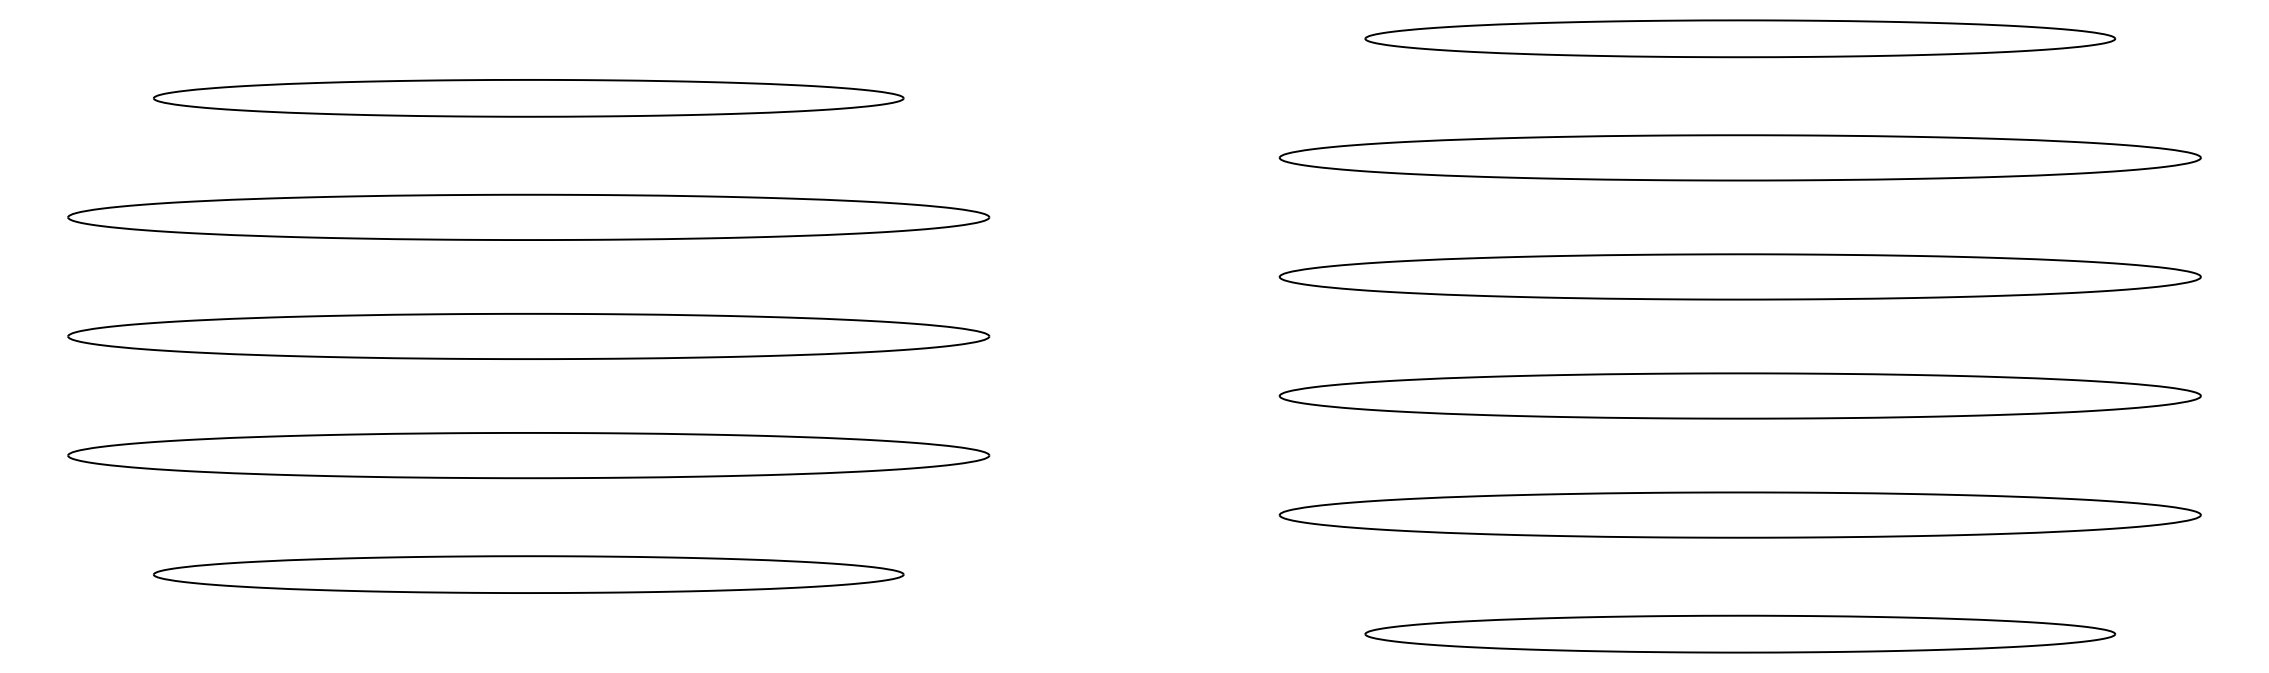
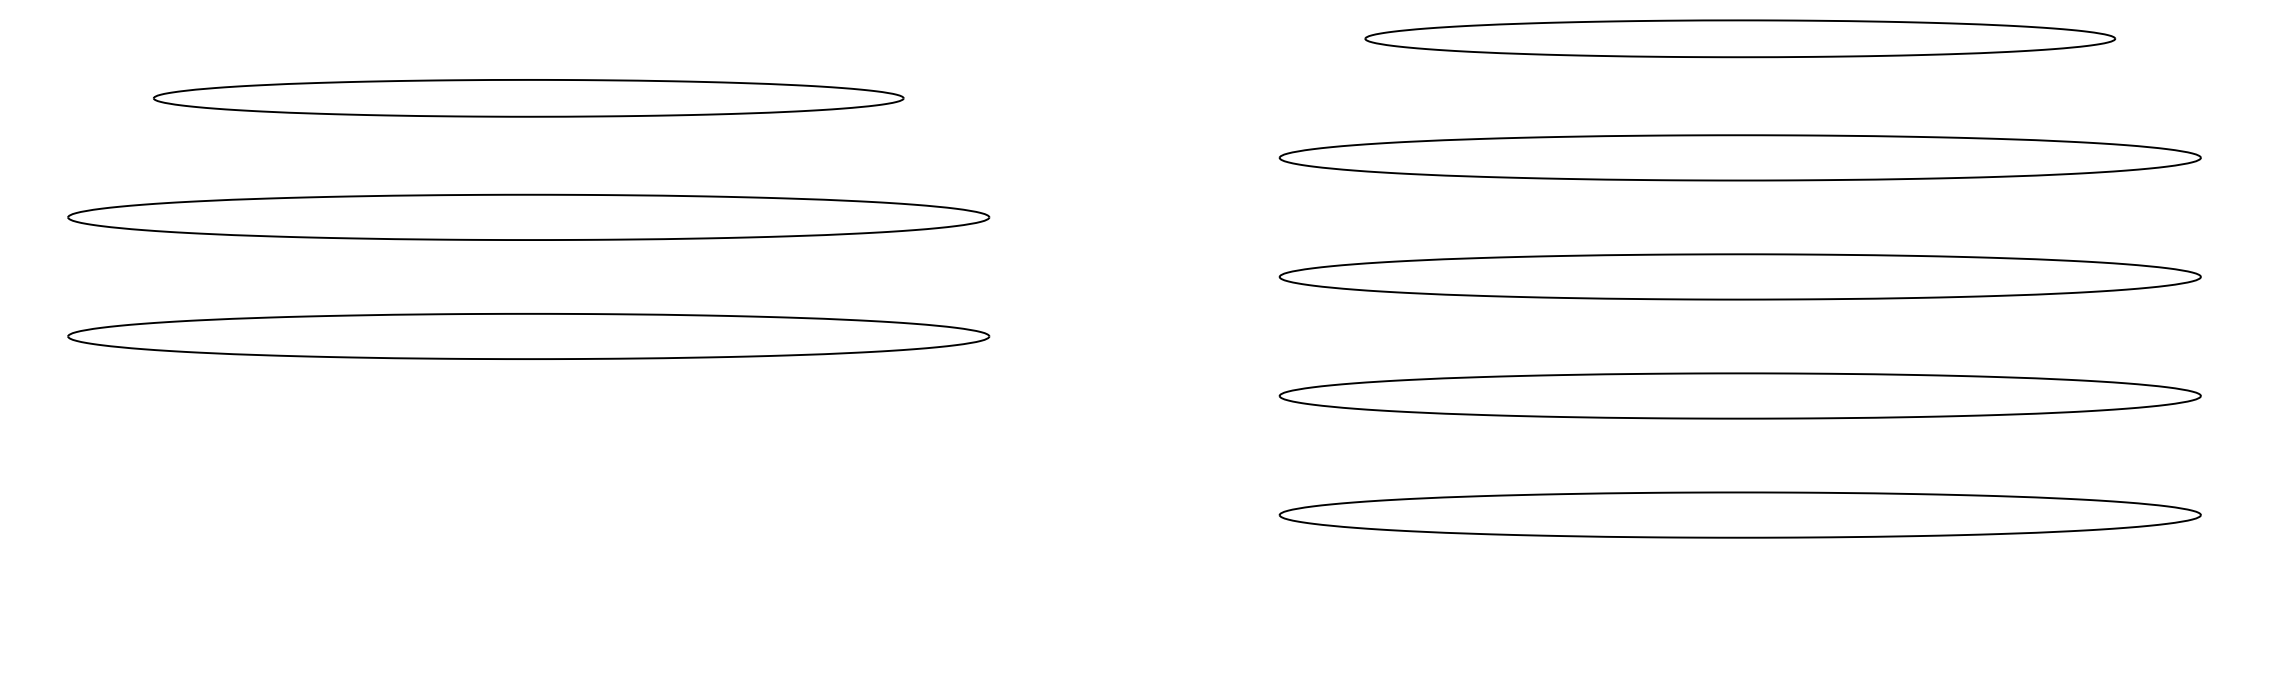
part: present -> none (528, 455)
part: present -> none (528, 574)
part: present -> none (1740, 633)
